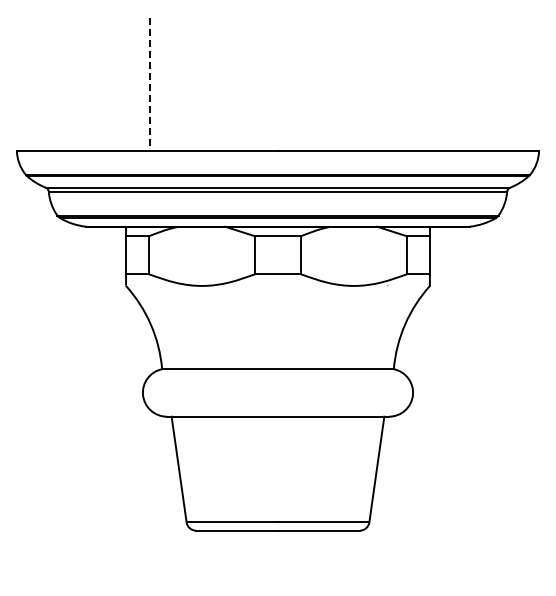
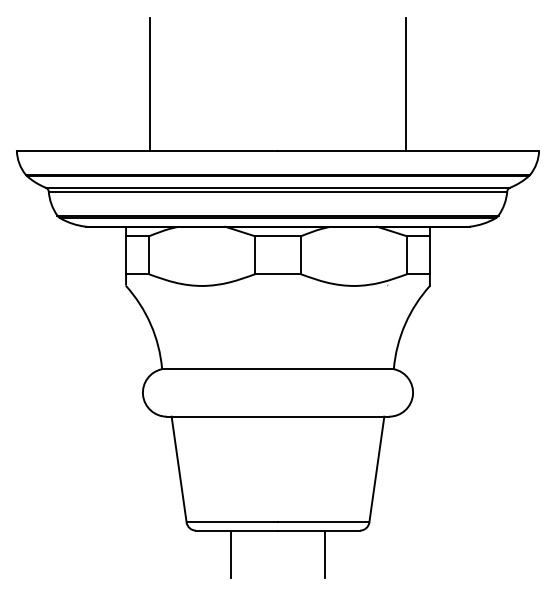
line: none -> present (406, 83)
line: dashed -> solid (149, 84)
line: none -> present (230, 554)
line: none -> present (325, 554)
